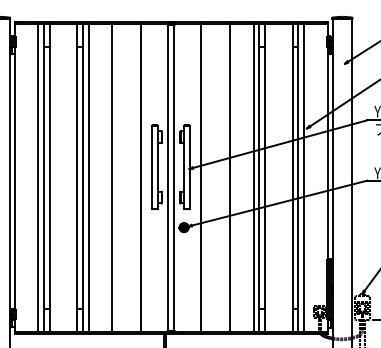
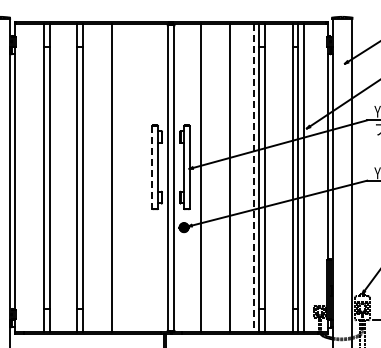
line: solid -> dashed (152, 167)
line: present -> none (37, 177)
line: present -> none (88, 177)
line: present -> none (141, 177)
line: solid -> dashed (253, 178)
